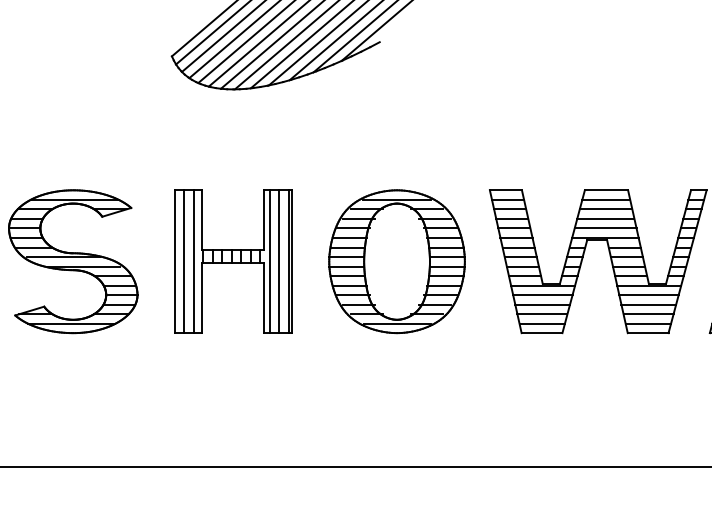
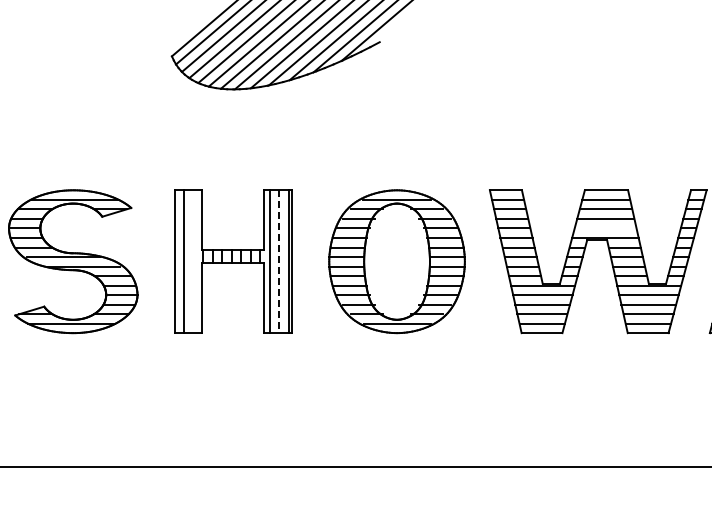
line: present -> none (605, 228)
line: present -> none (193, 261)
line: solid -> dashed (279, 262)
